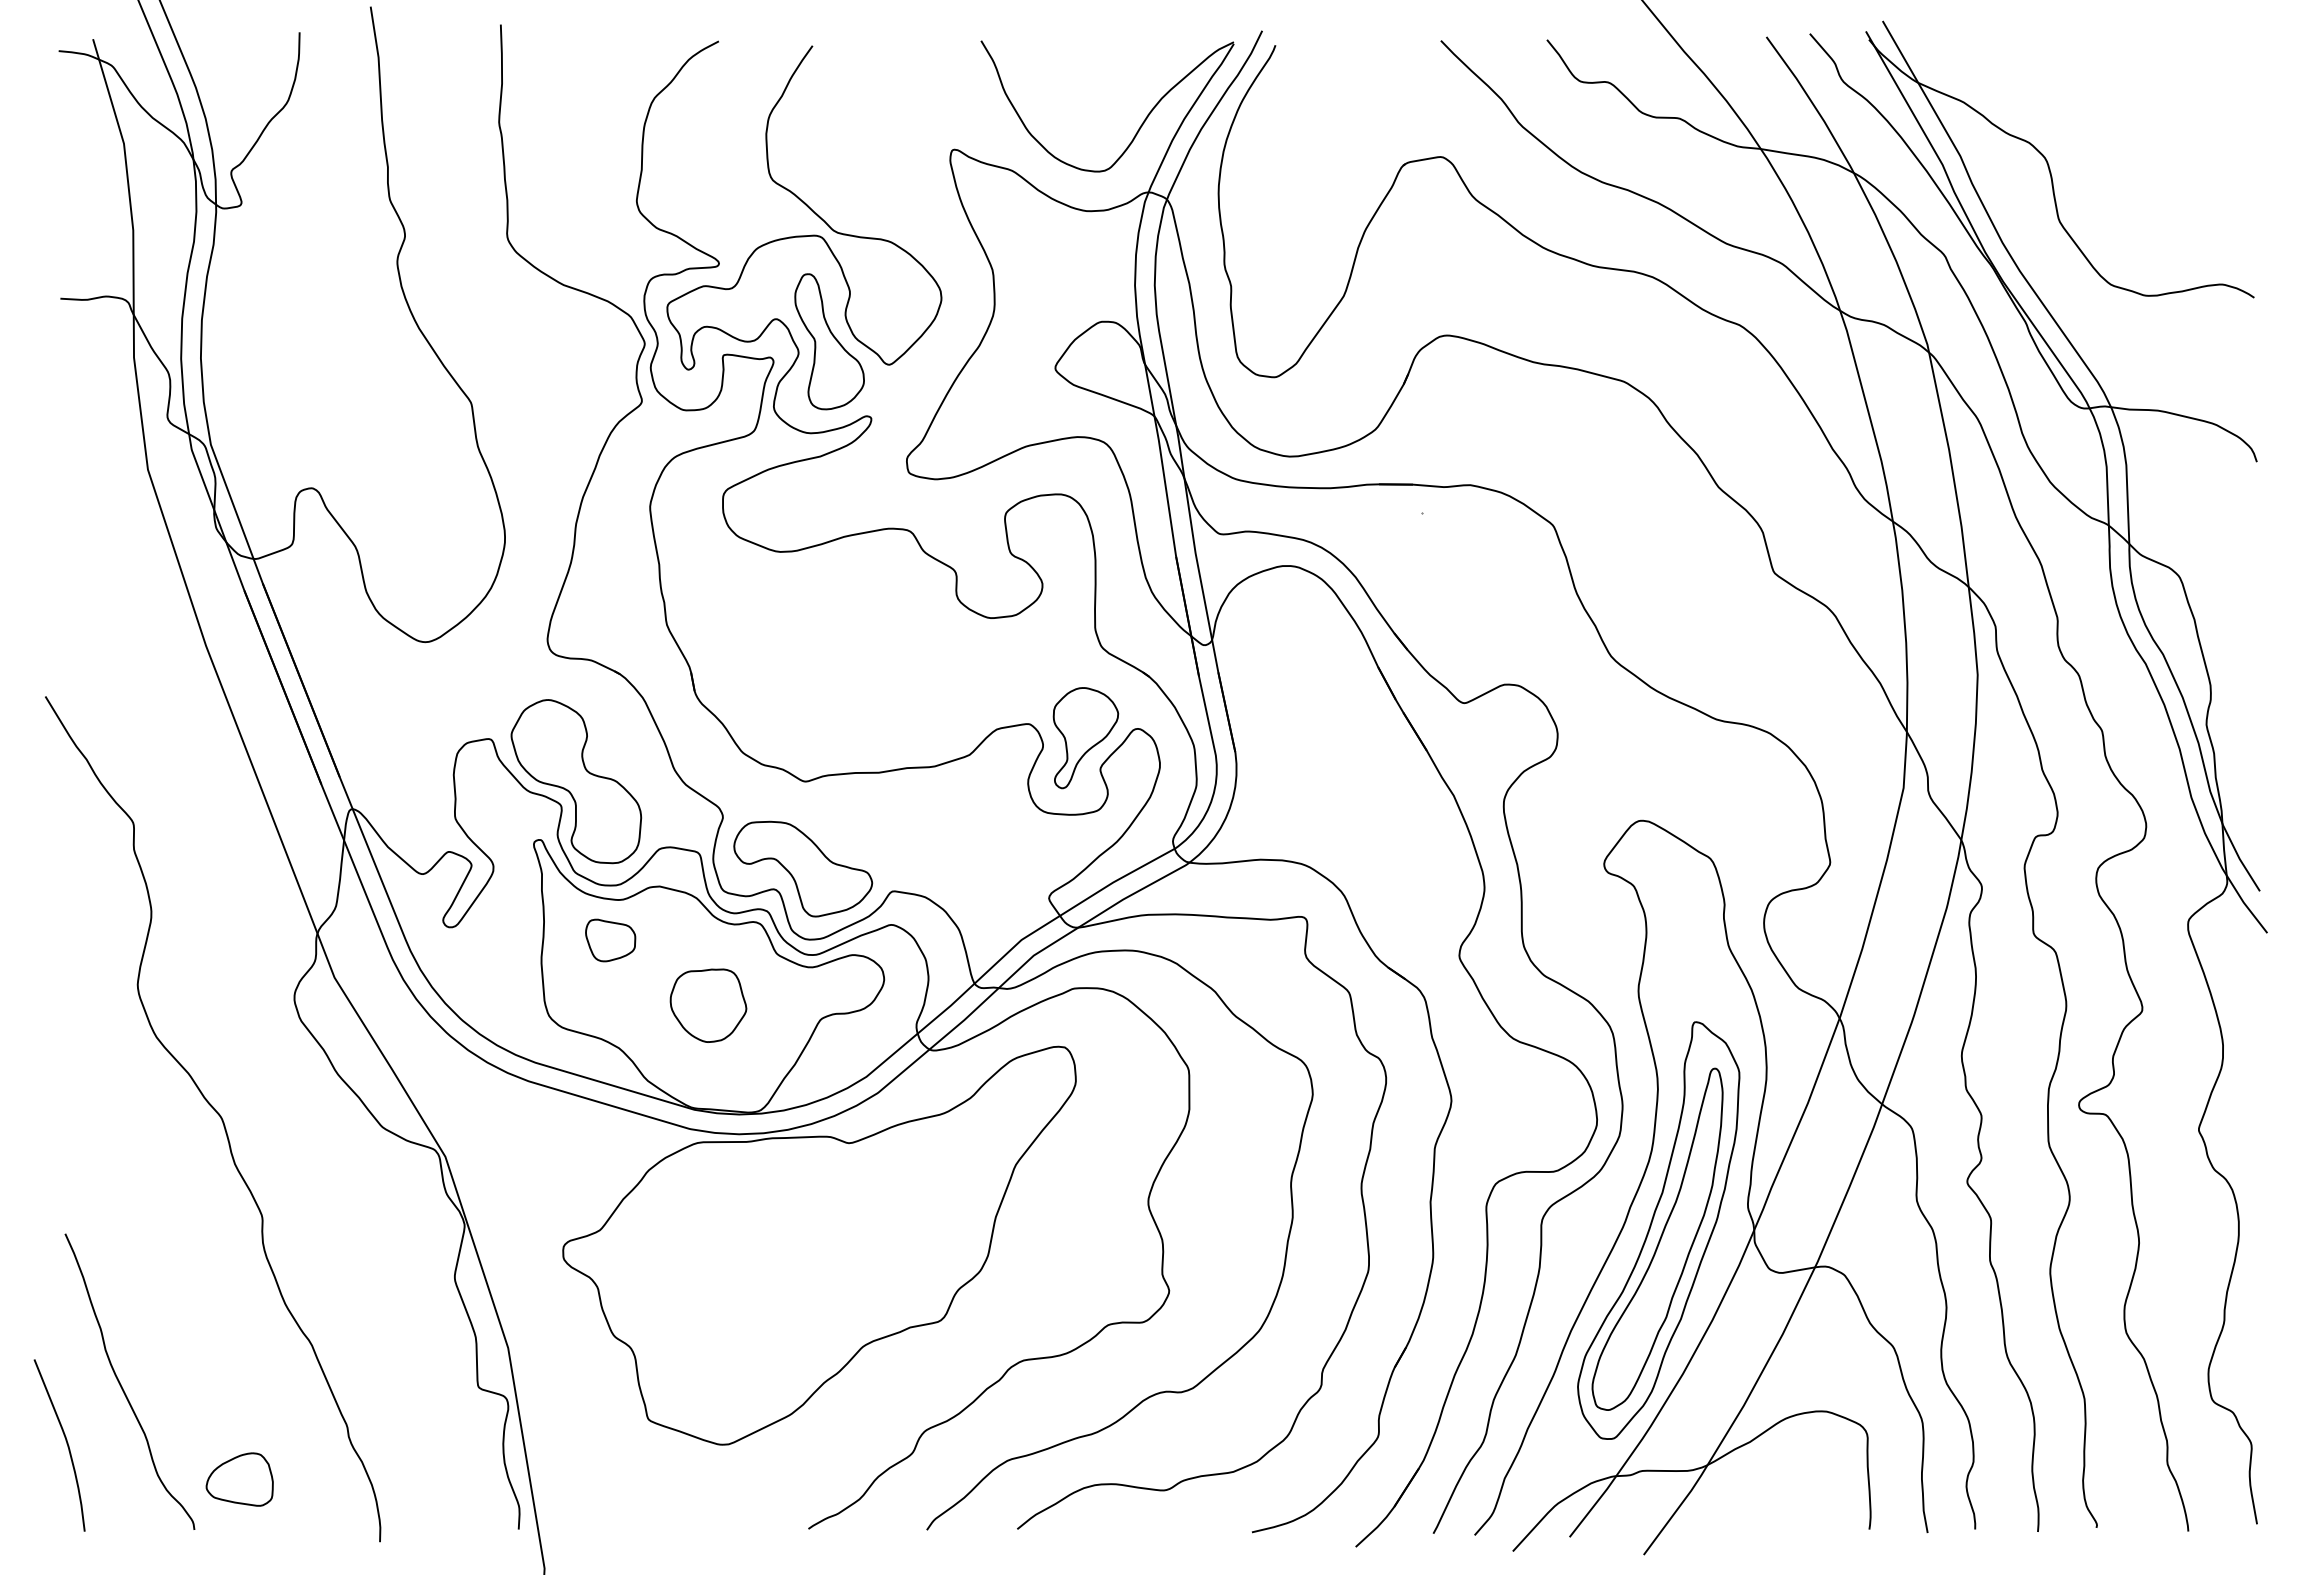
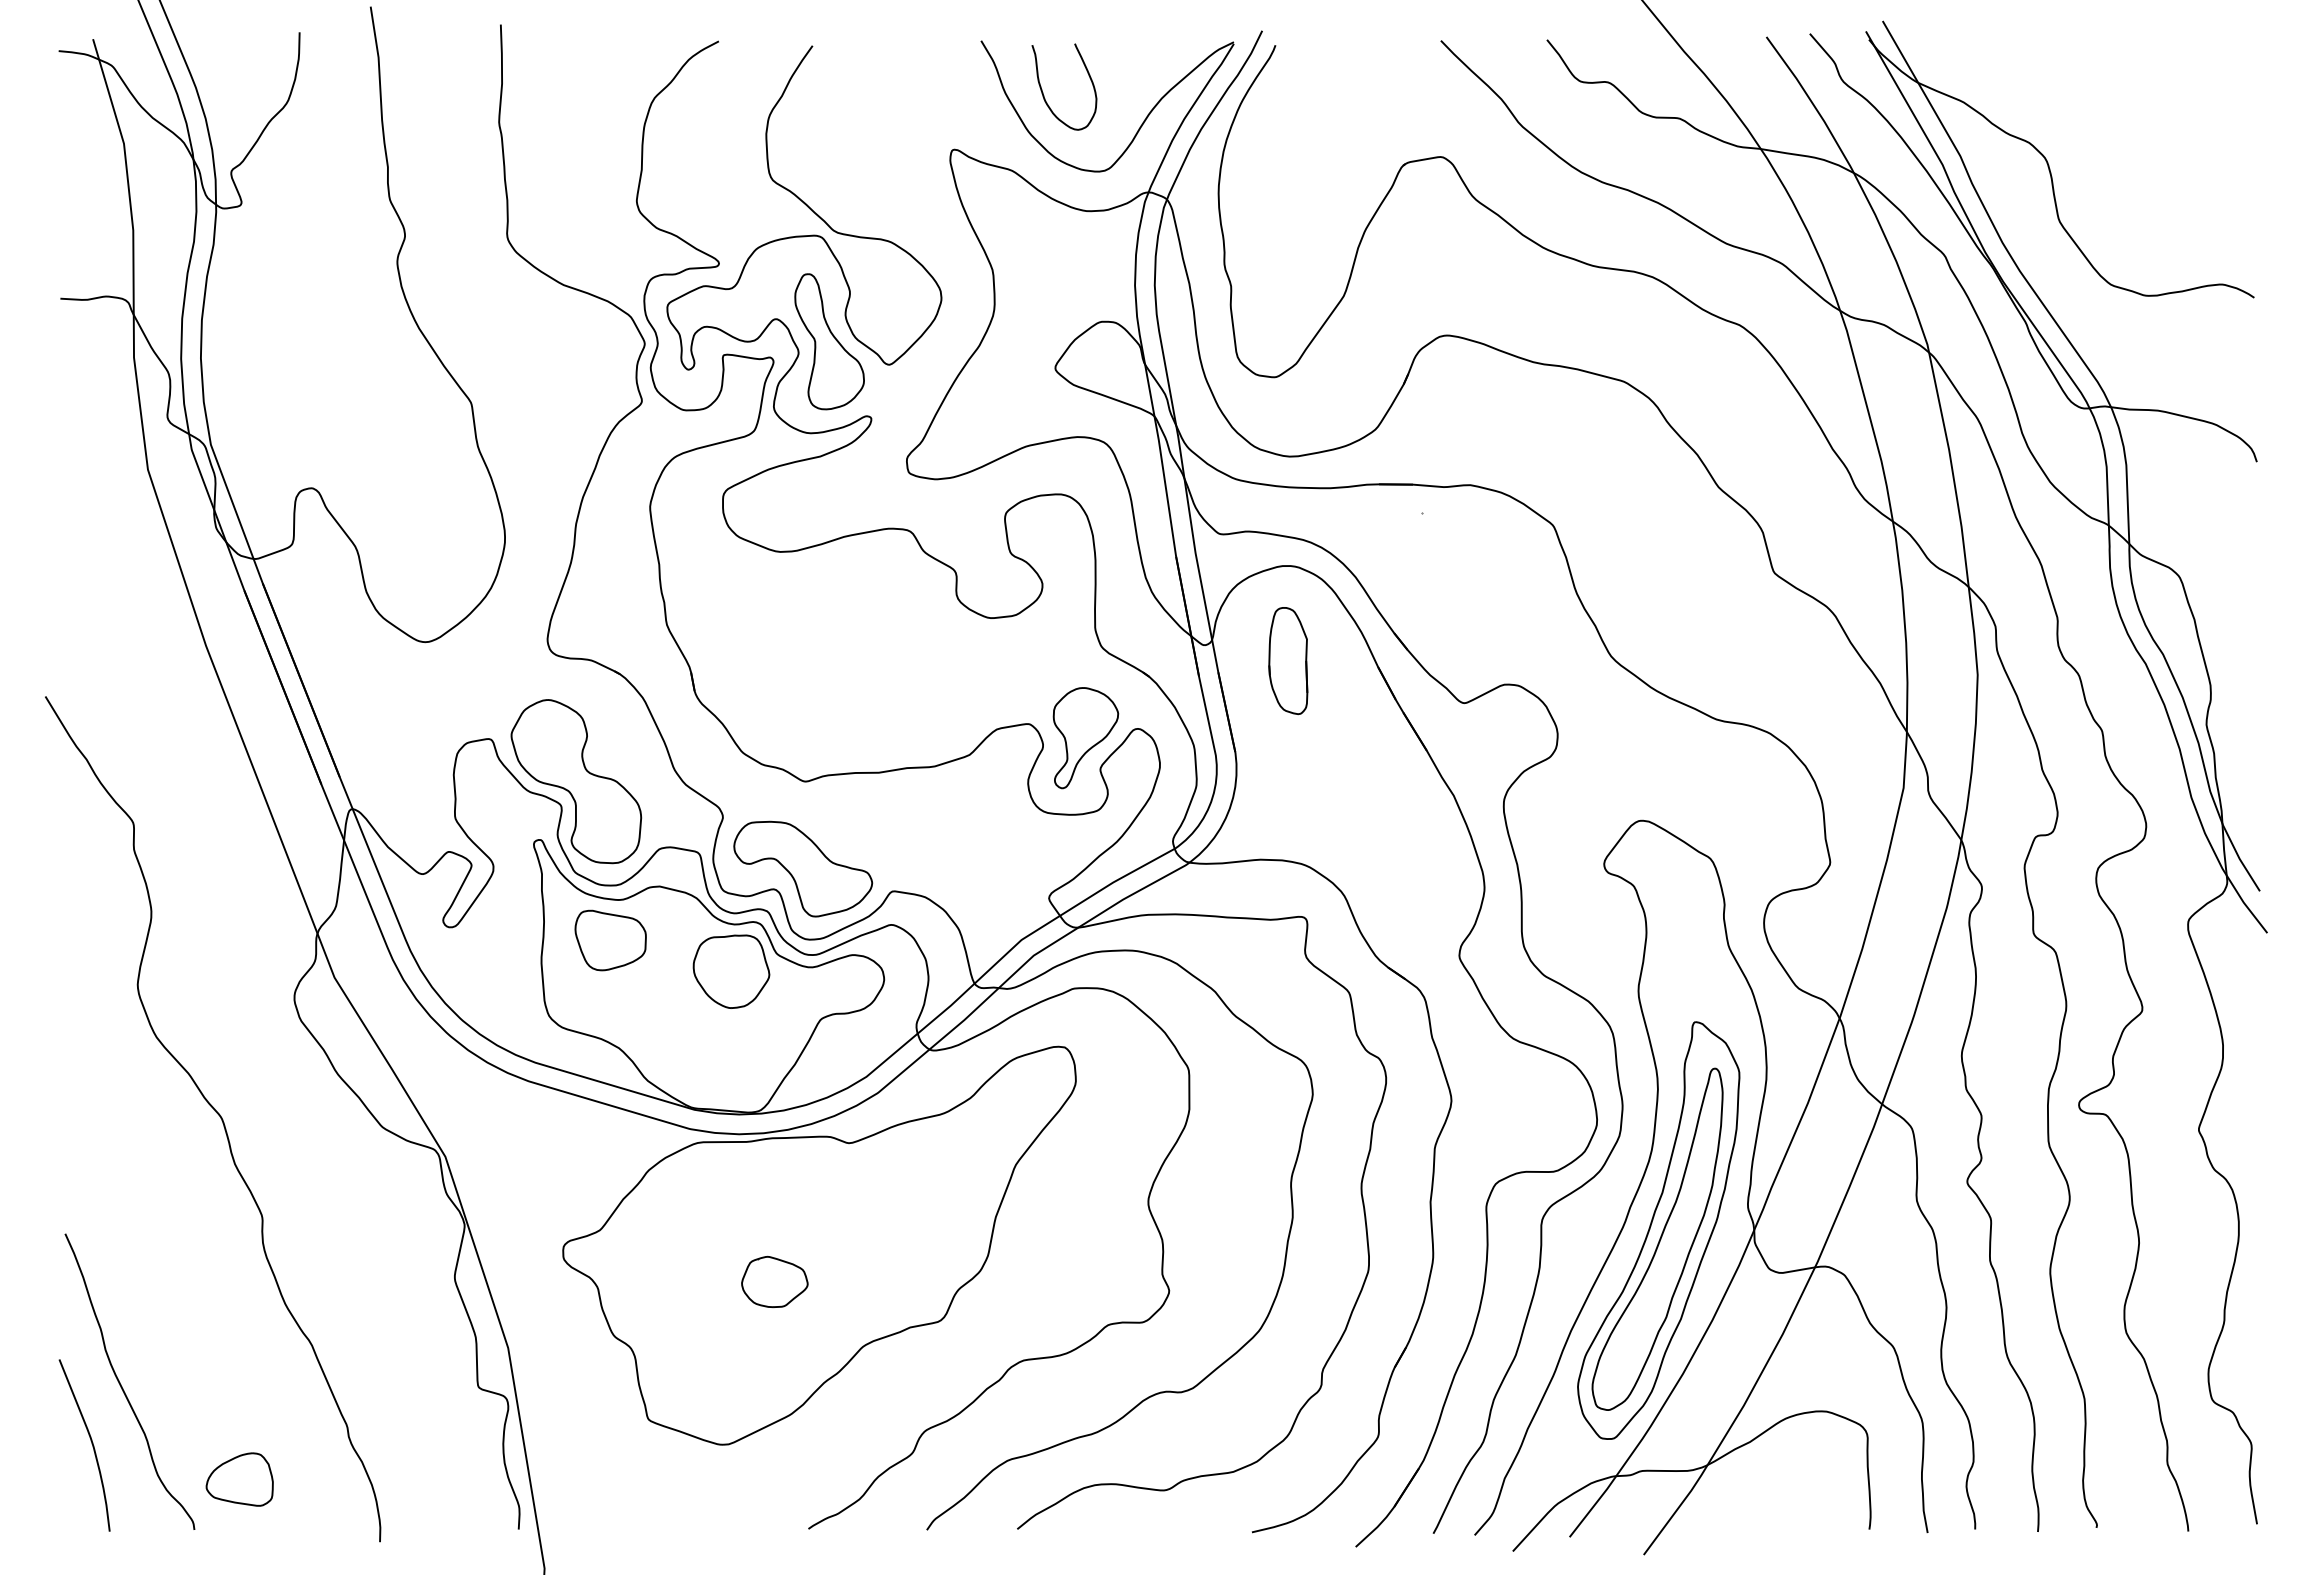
curve: none -> present (1043, 92)
part: none -> present (1288, 661)
part size: 52x45 px -> 73x63 px (610, 940)
part position: (708, 1005) -> (731, 971) (731, 971)
part: none -> present (774, 1281)
curve position: (66, 1444) -> (91, 1444) (91, 1444)
